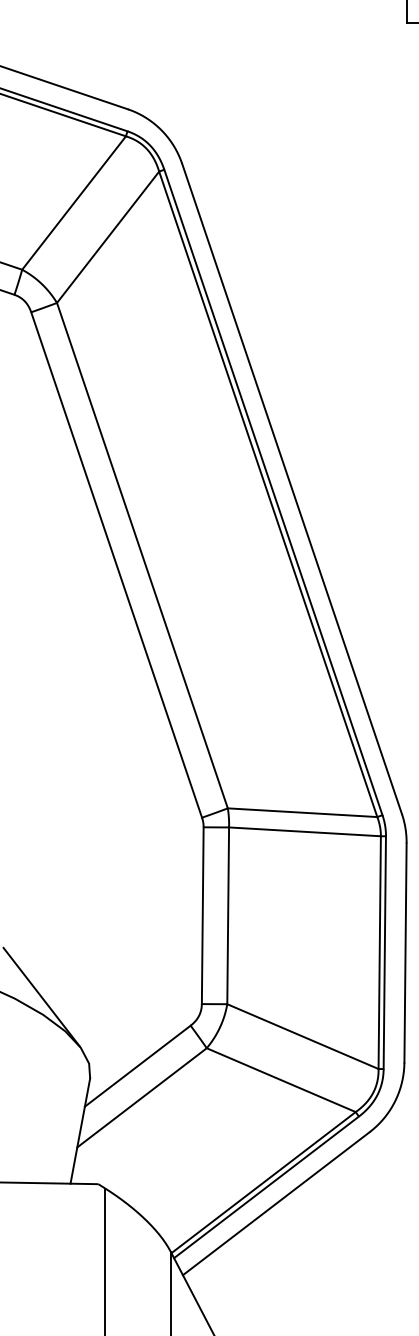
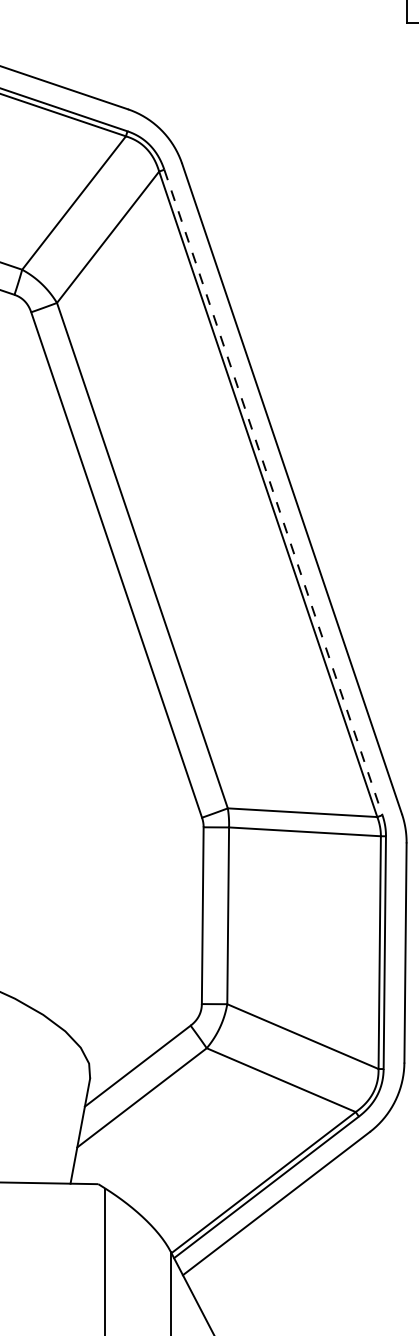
line: solid -> dashed (273, 492)
line: present -> none (41, 996)
